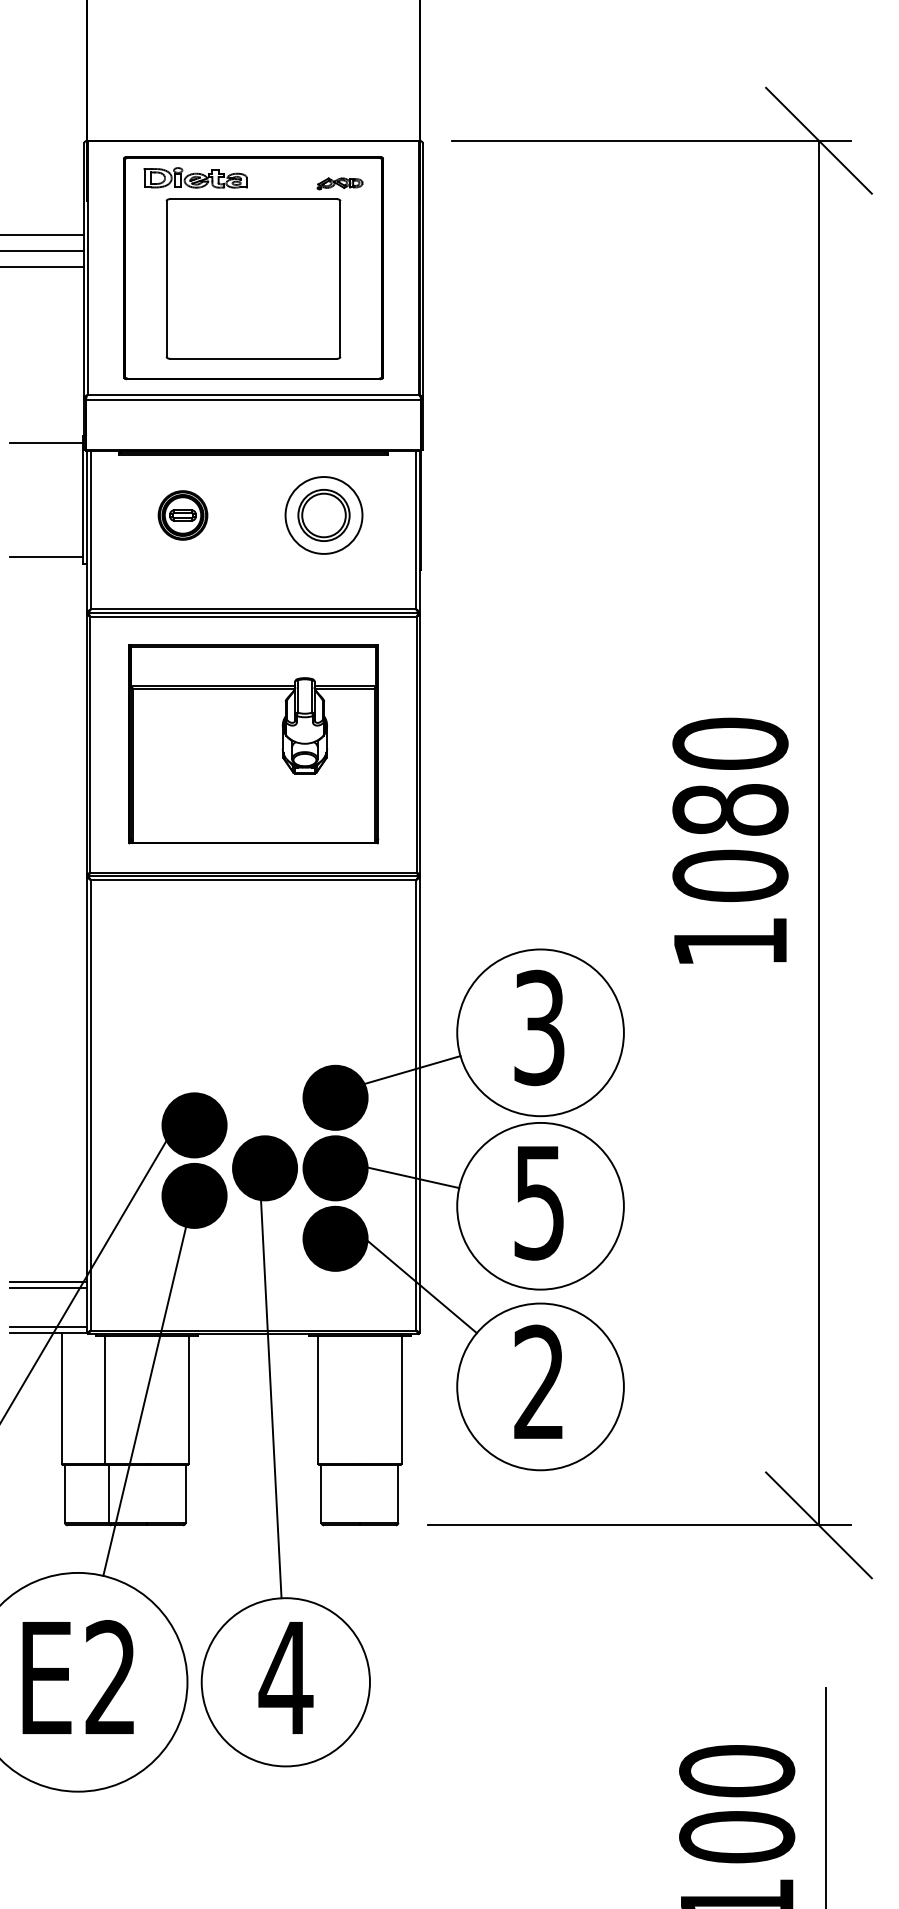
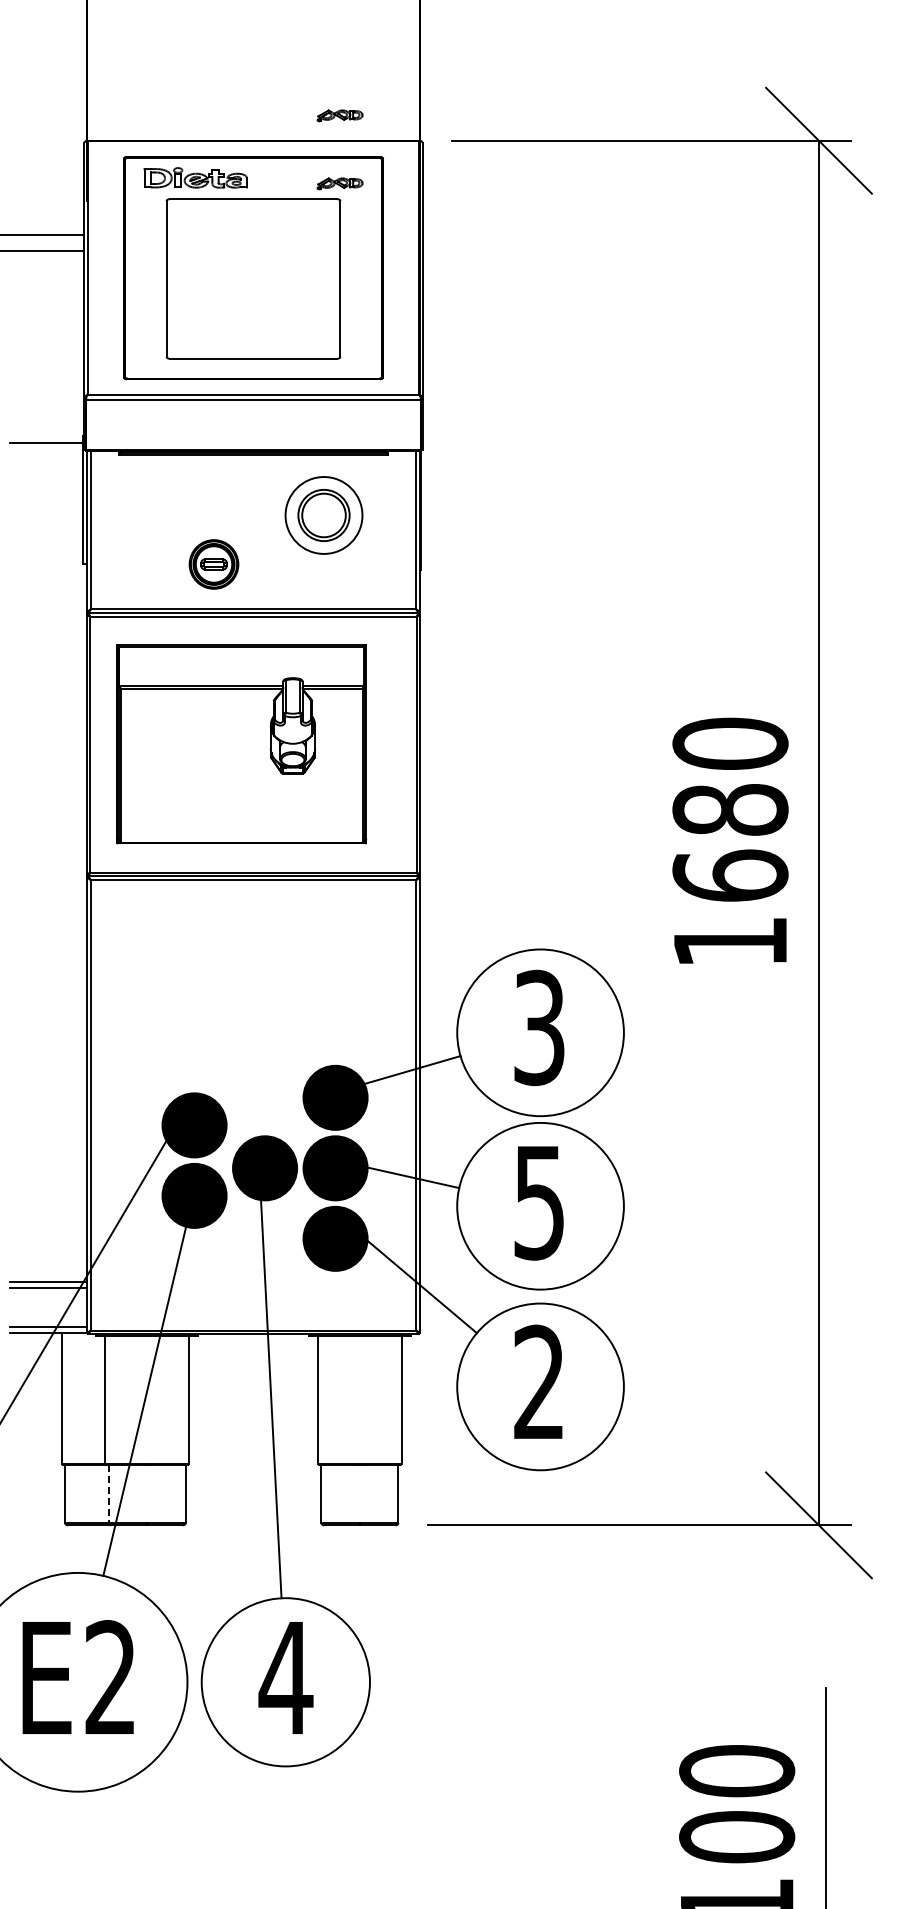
part: none -> present (339, 115)
line: present -> none (43, 267)
part position: (182, 515) -> (213, 564) (213, 564)
line: present -> none (46, 556)
part position: (253, 744) -> (241, 744) (241, 744)
text: 1080 -> 1680 (730, 875)
line: solid -> dashed (108, 1493)
